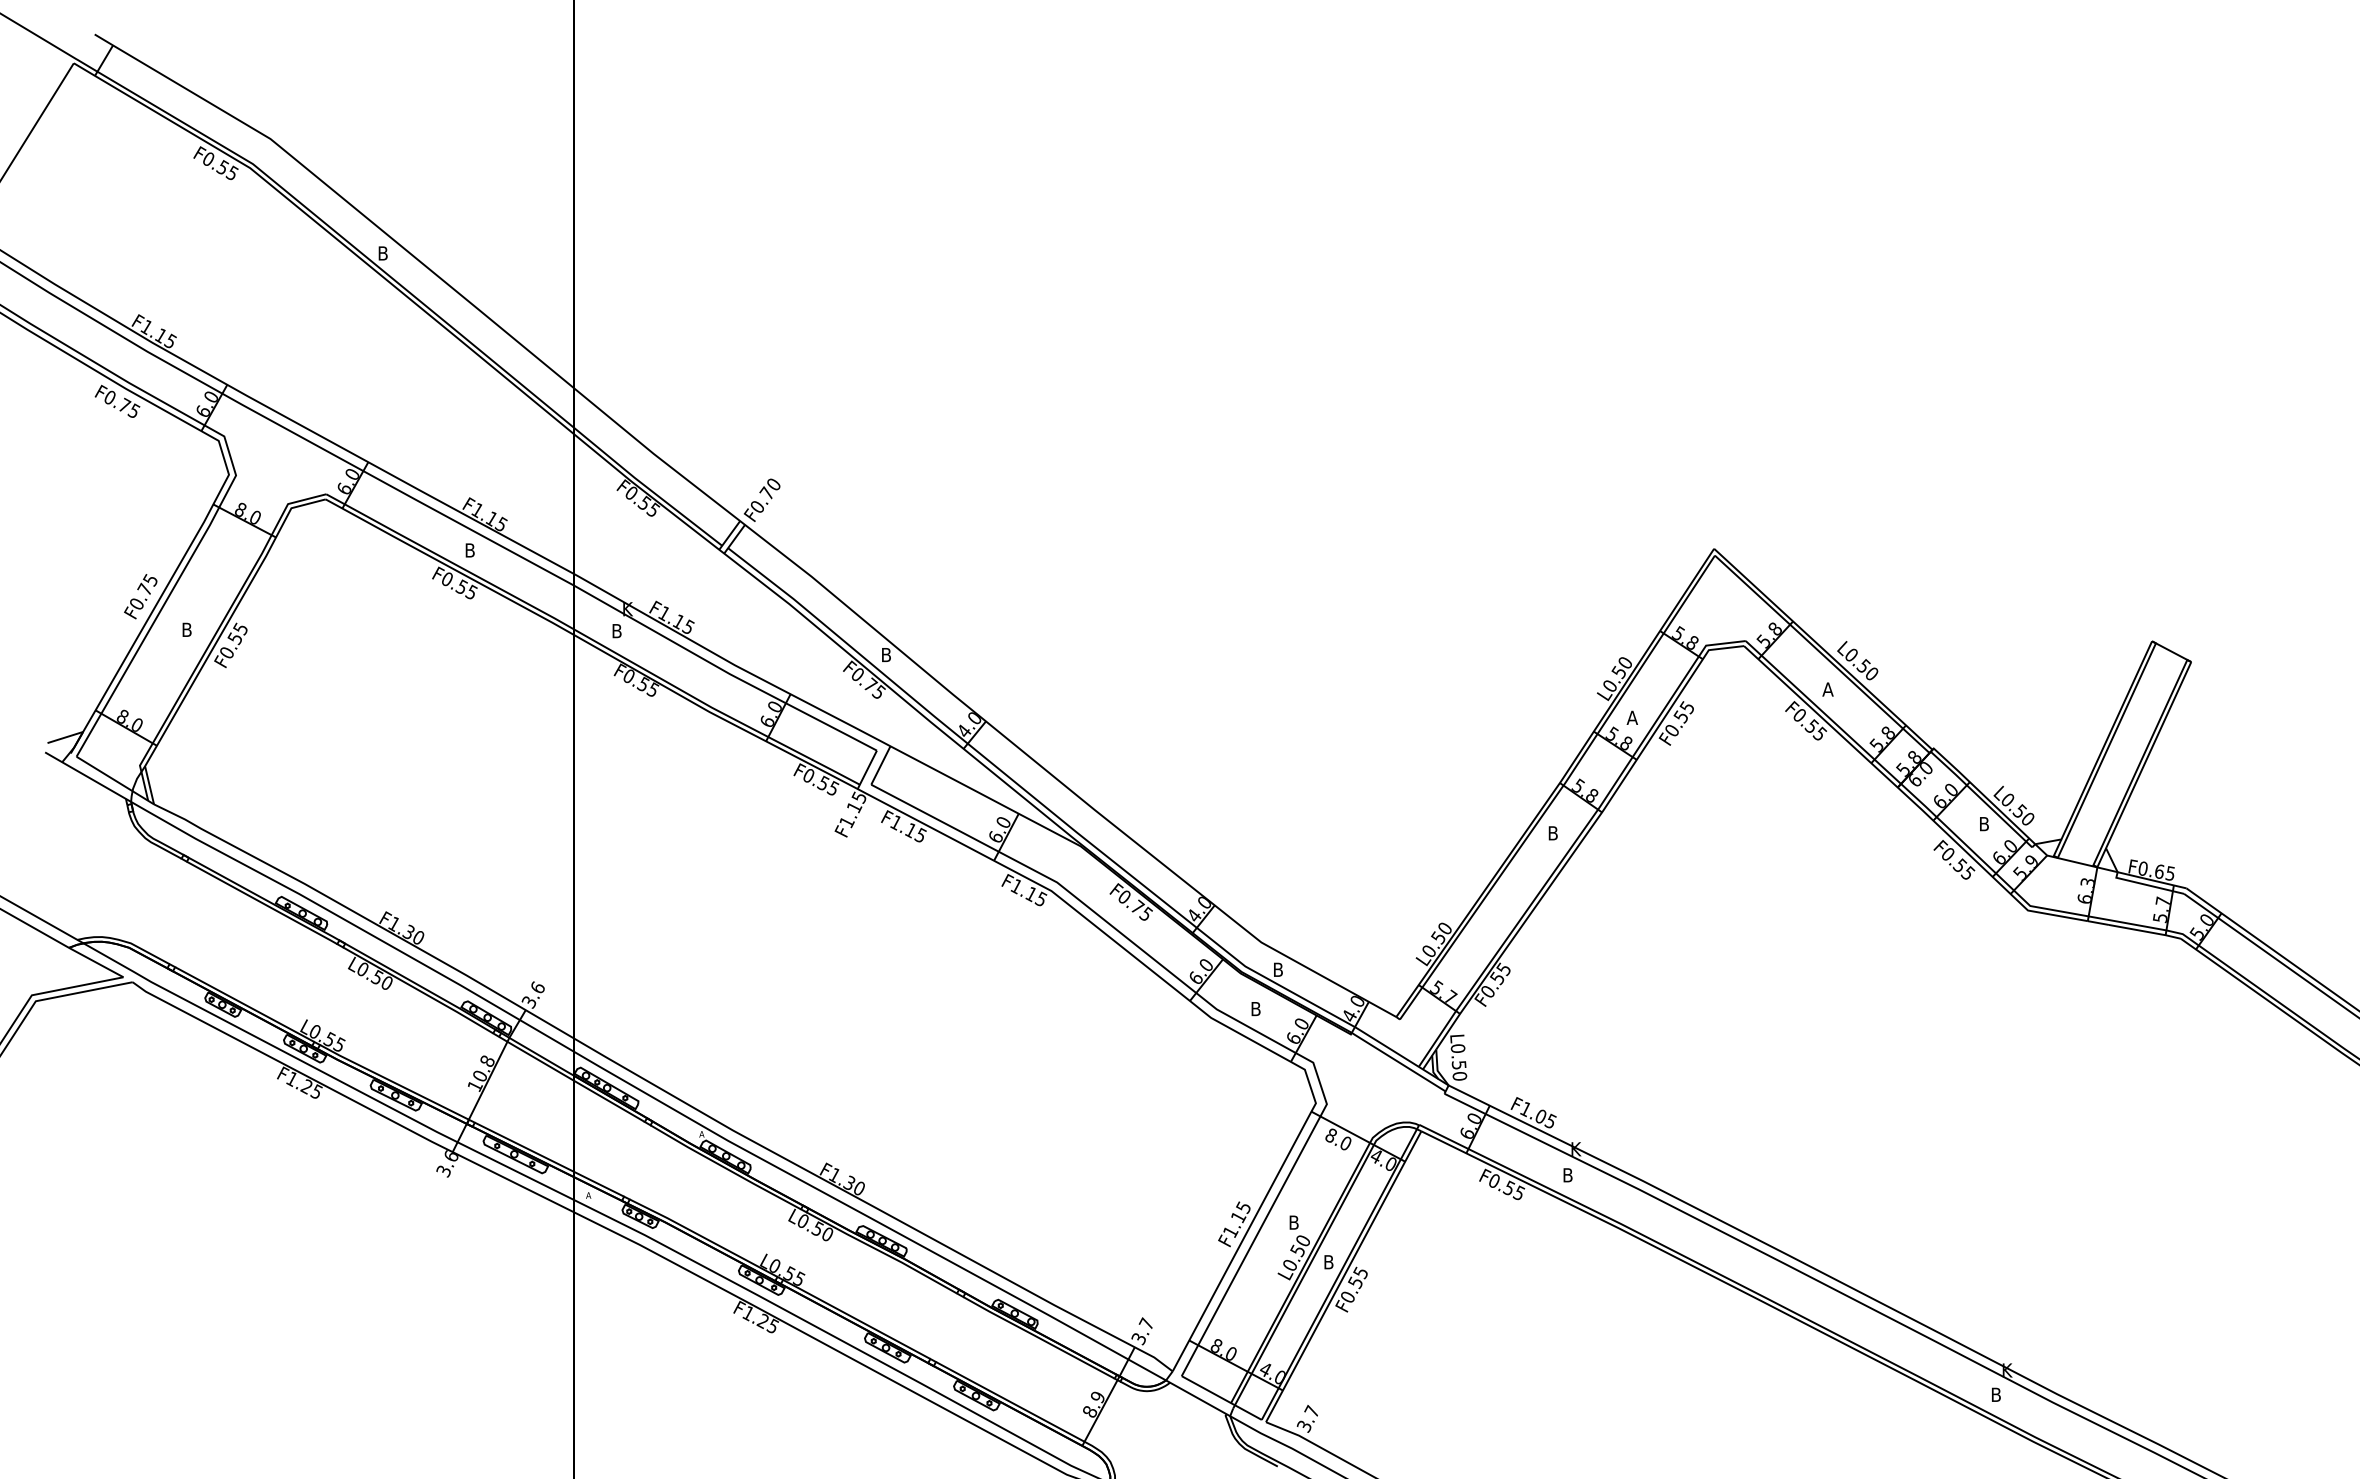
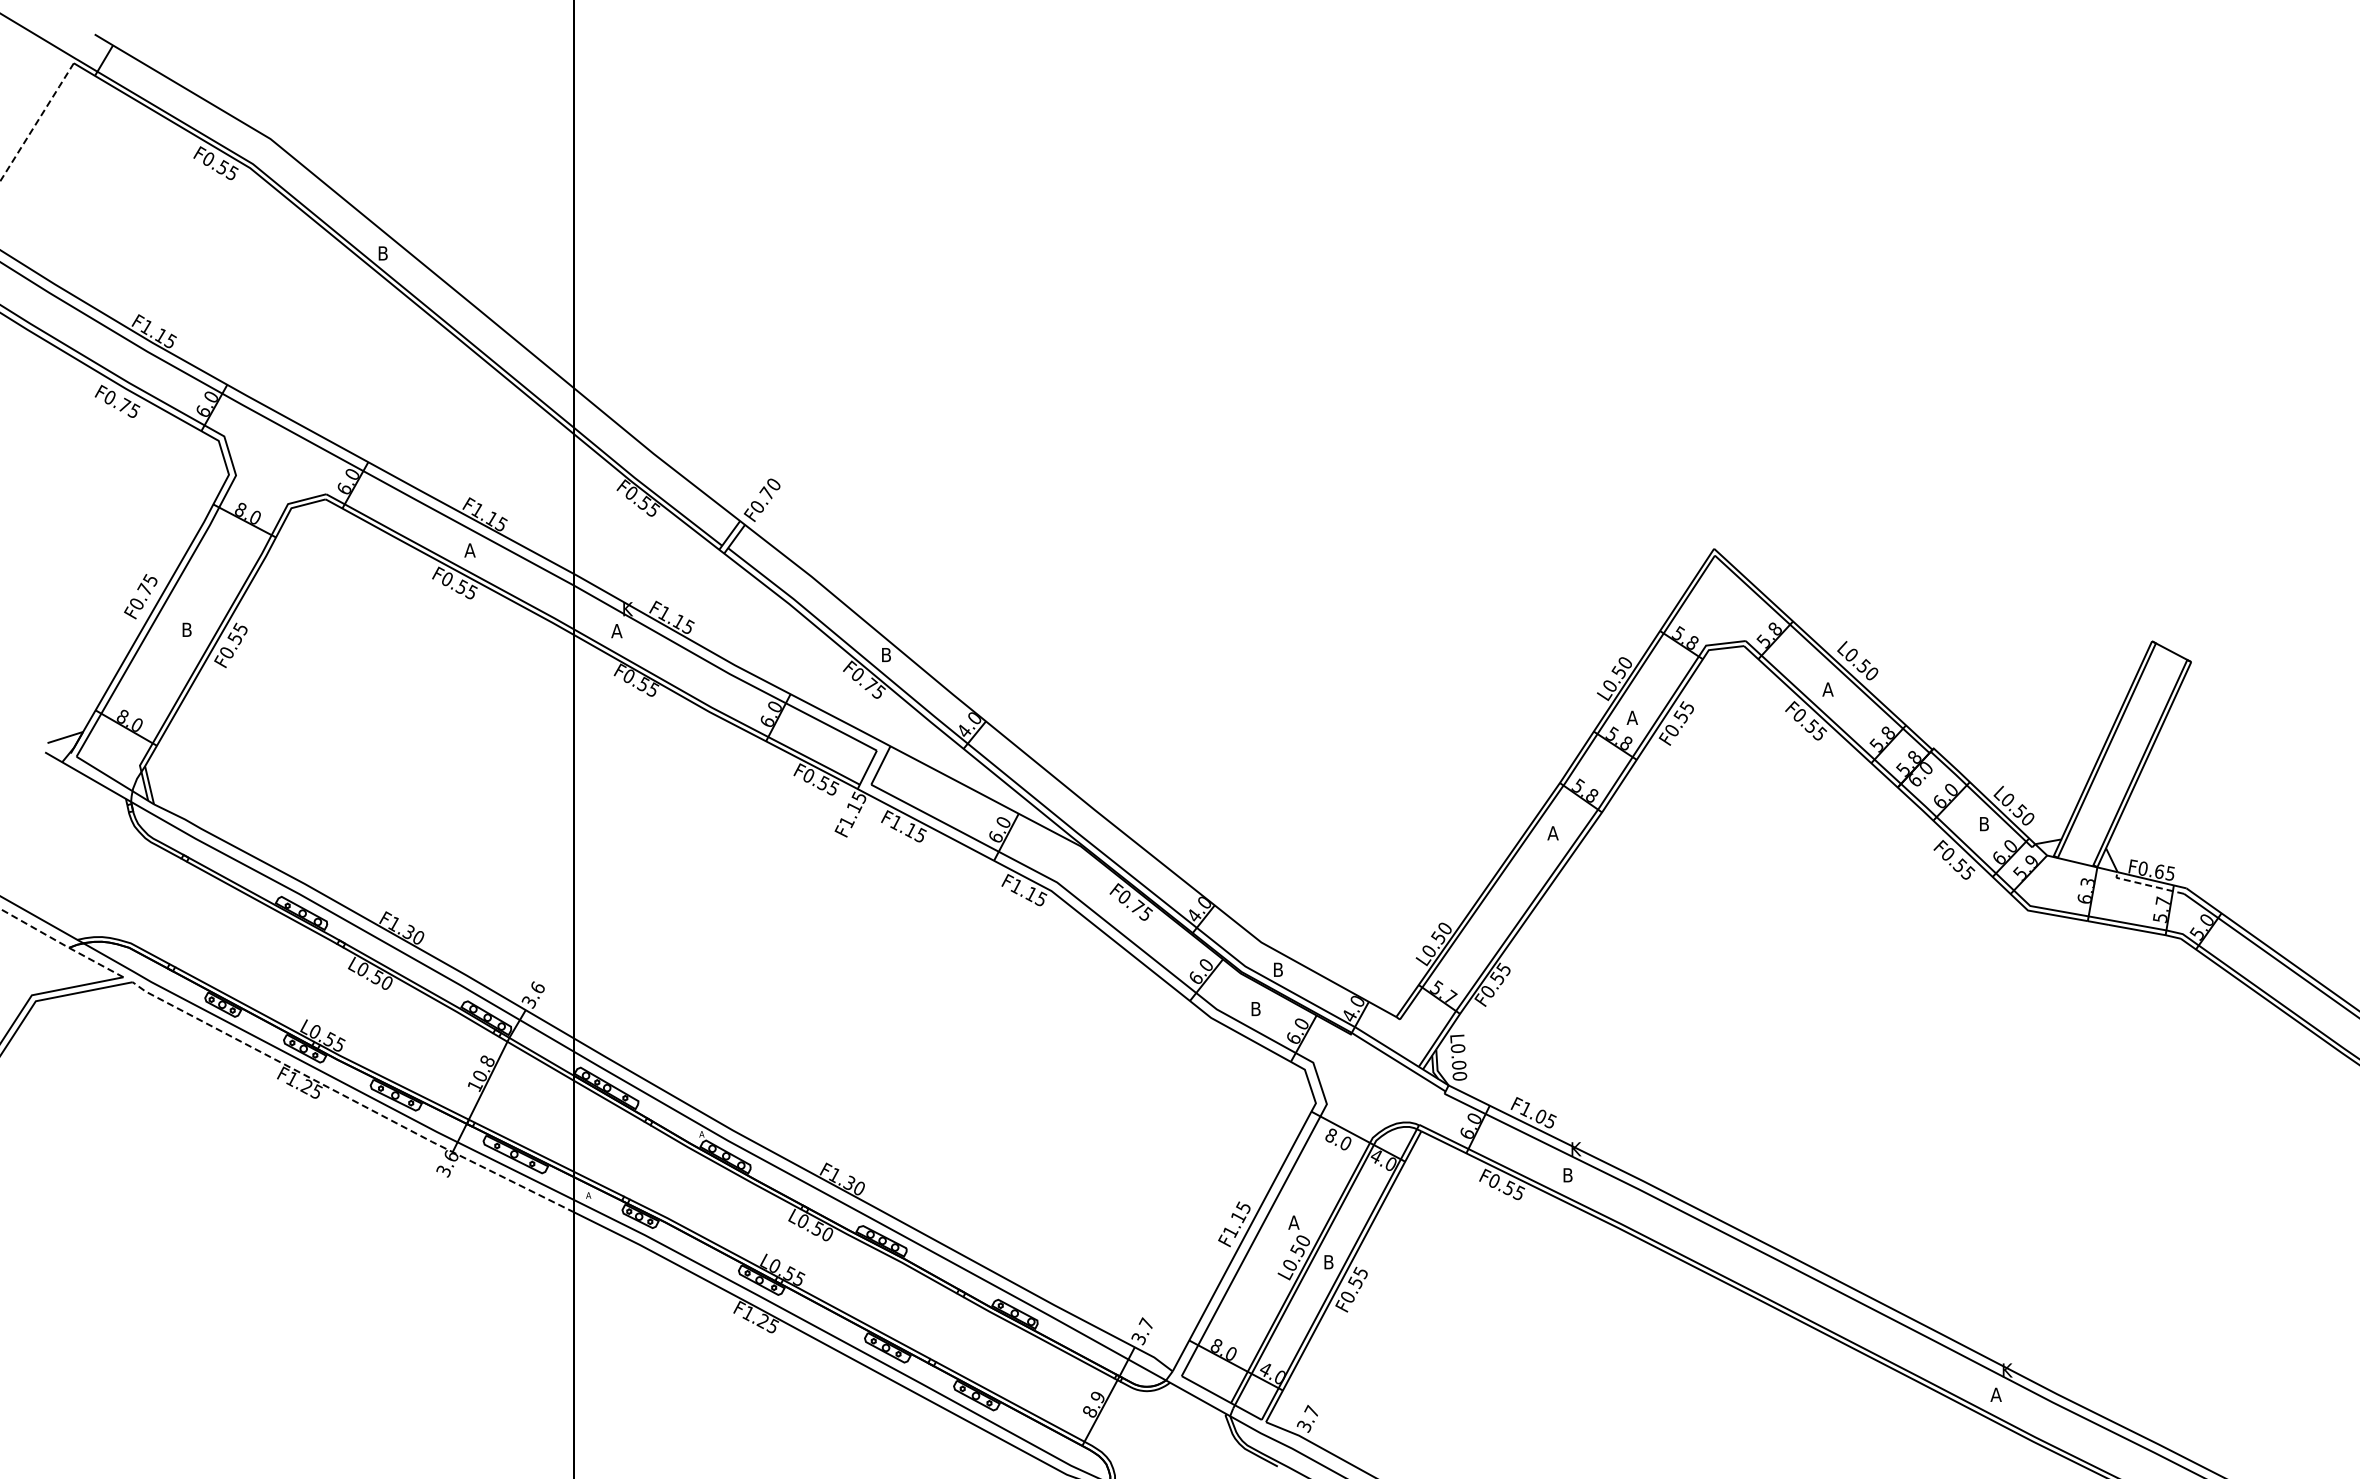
line: solid -> dashed (37, 121)
text: B -> A (469, 550)
text: B -> A (616, 631)
text: B -> A (1552, 833)
line: solid -> dashed (2146, 884)
line: solid -> dashed (62, 943)
text: L0.50 -> L0.00 (1458, 1064)
line: solid -> dashed (351, 1099)
text: B -> A (1293, 1222)
text: B -> A (1995, 1394)
